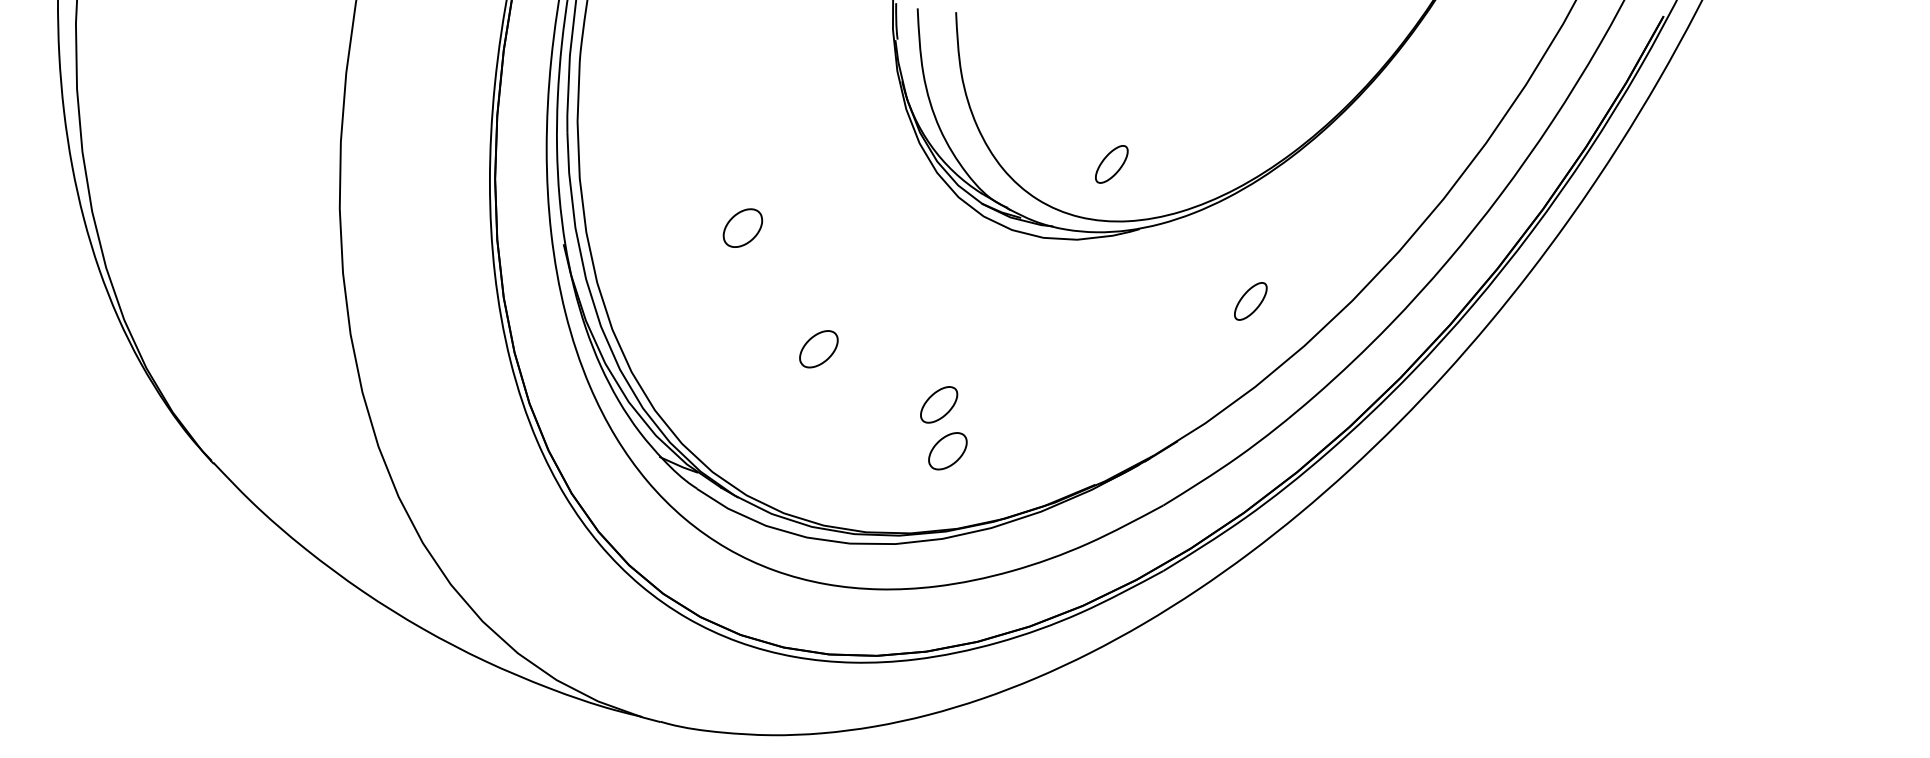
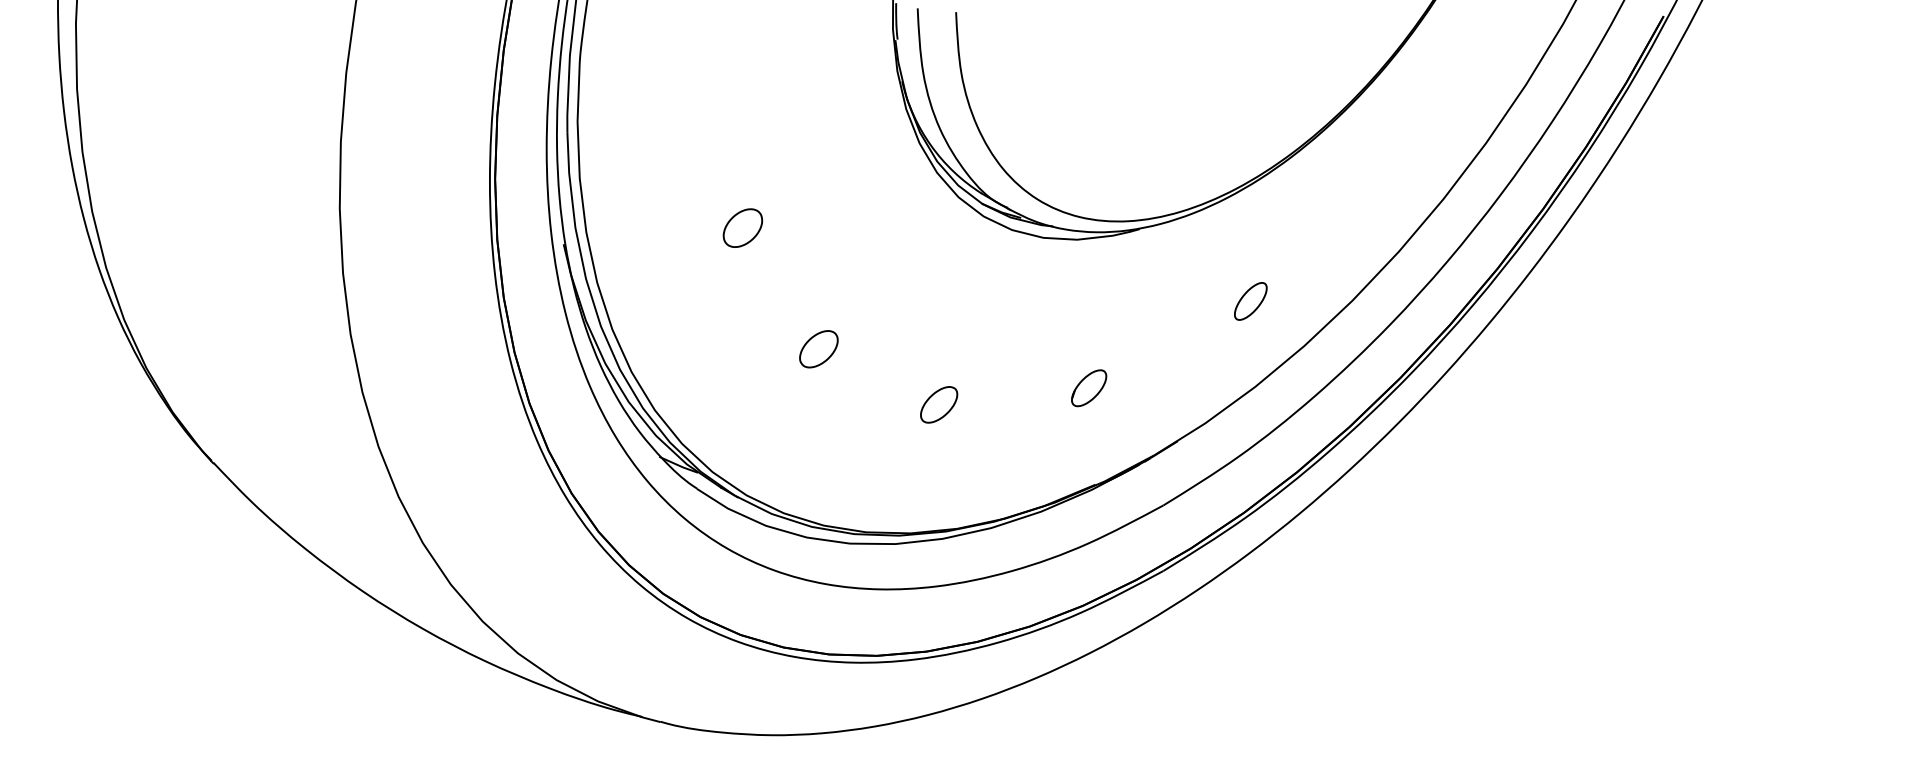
part: present -> none (1111, 164)
part: none -> present (1089, 388)
part: present -> none (947, 451)
